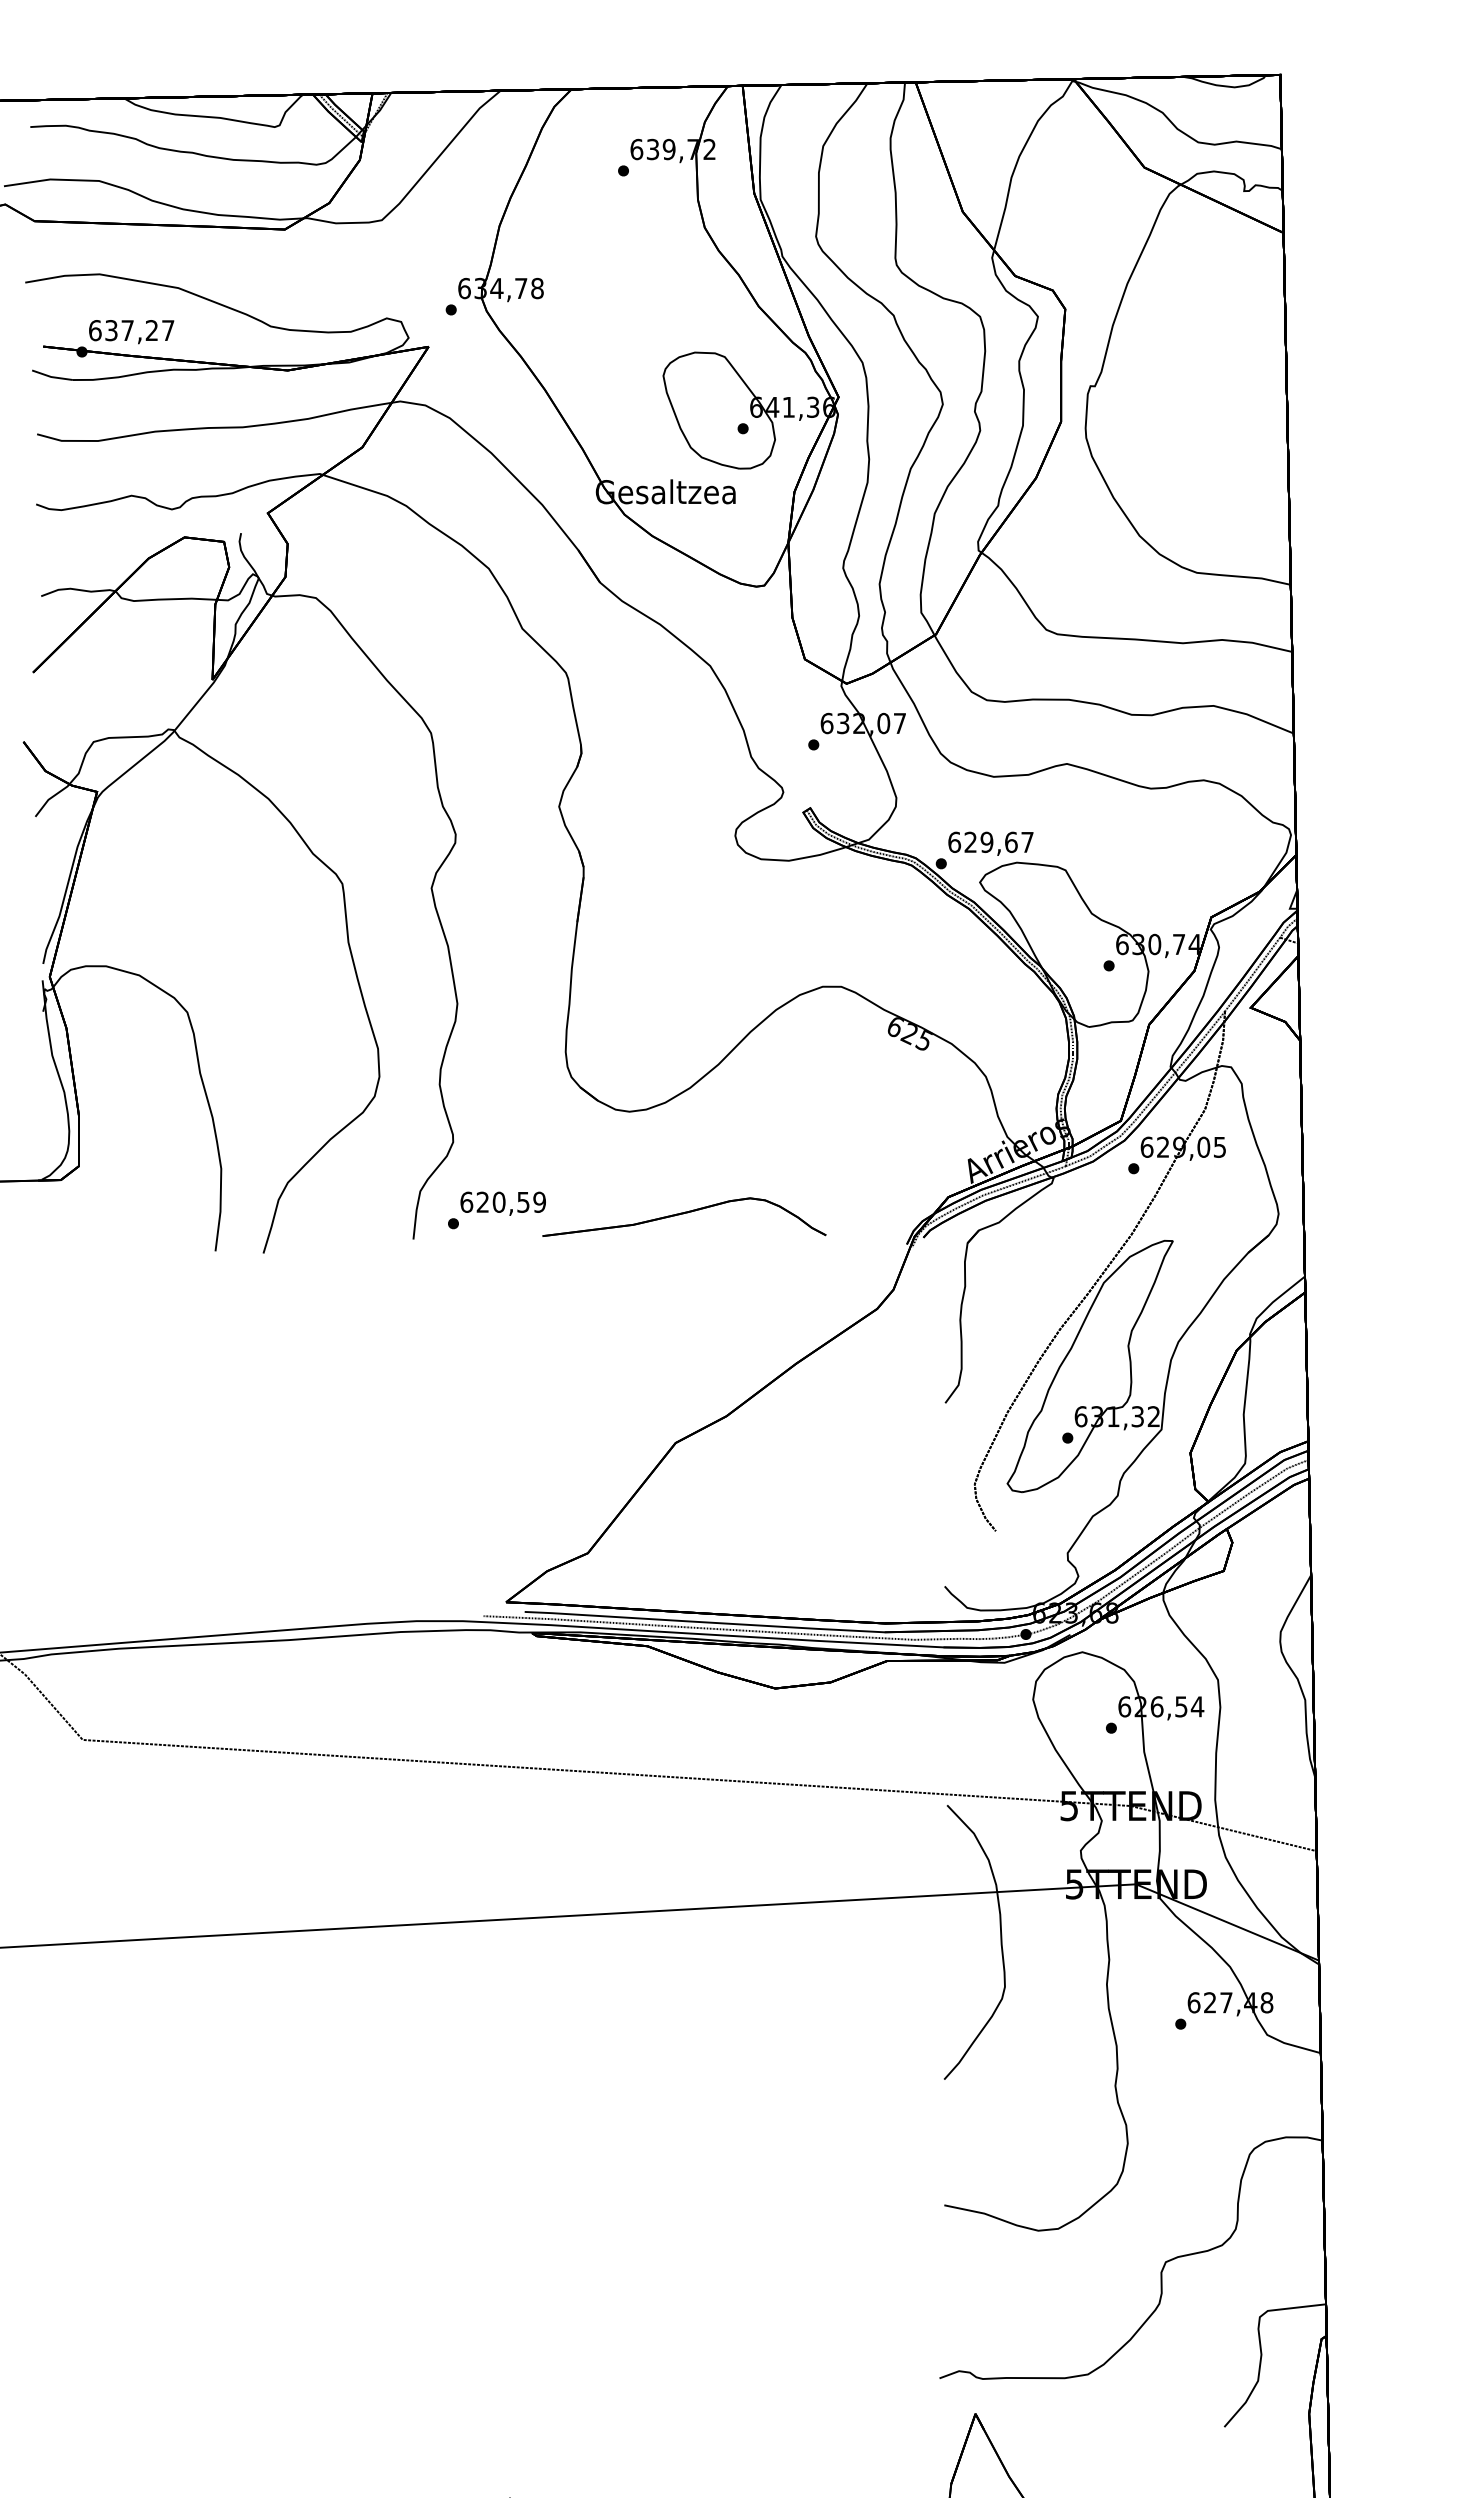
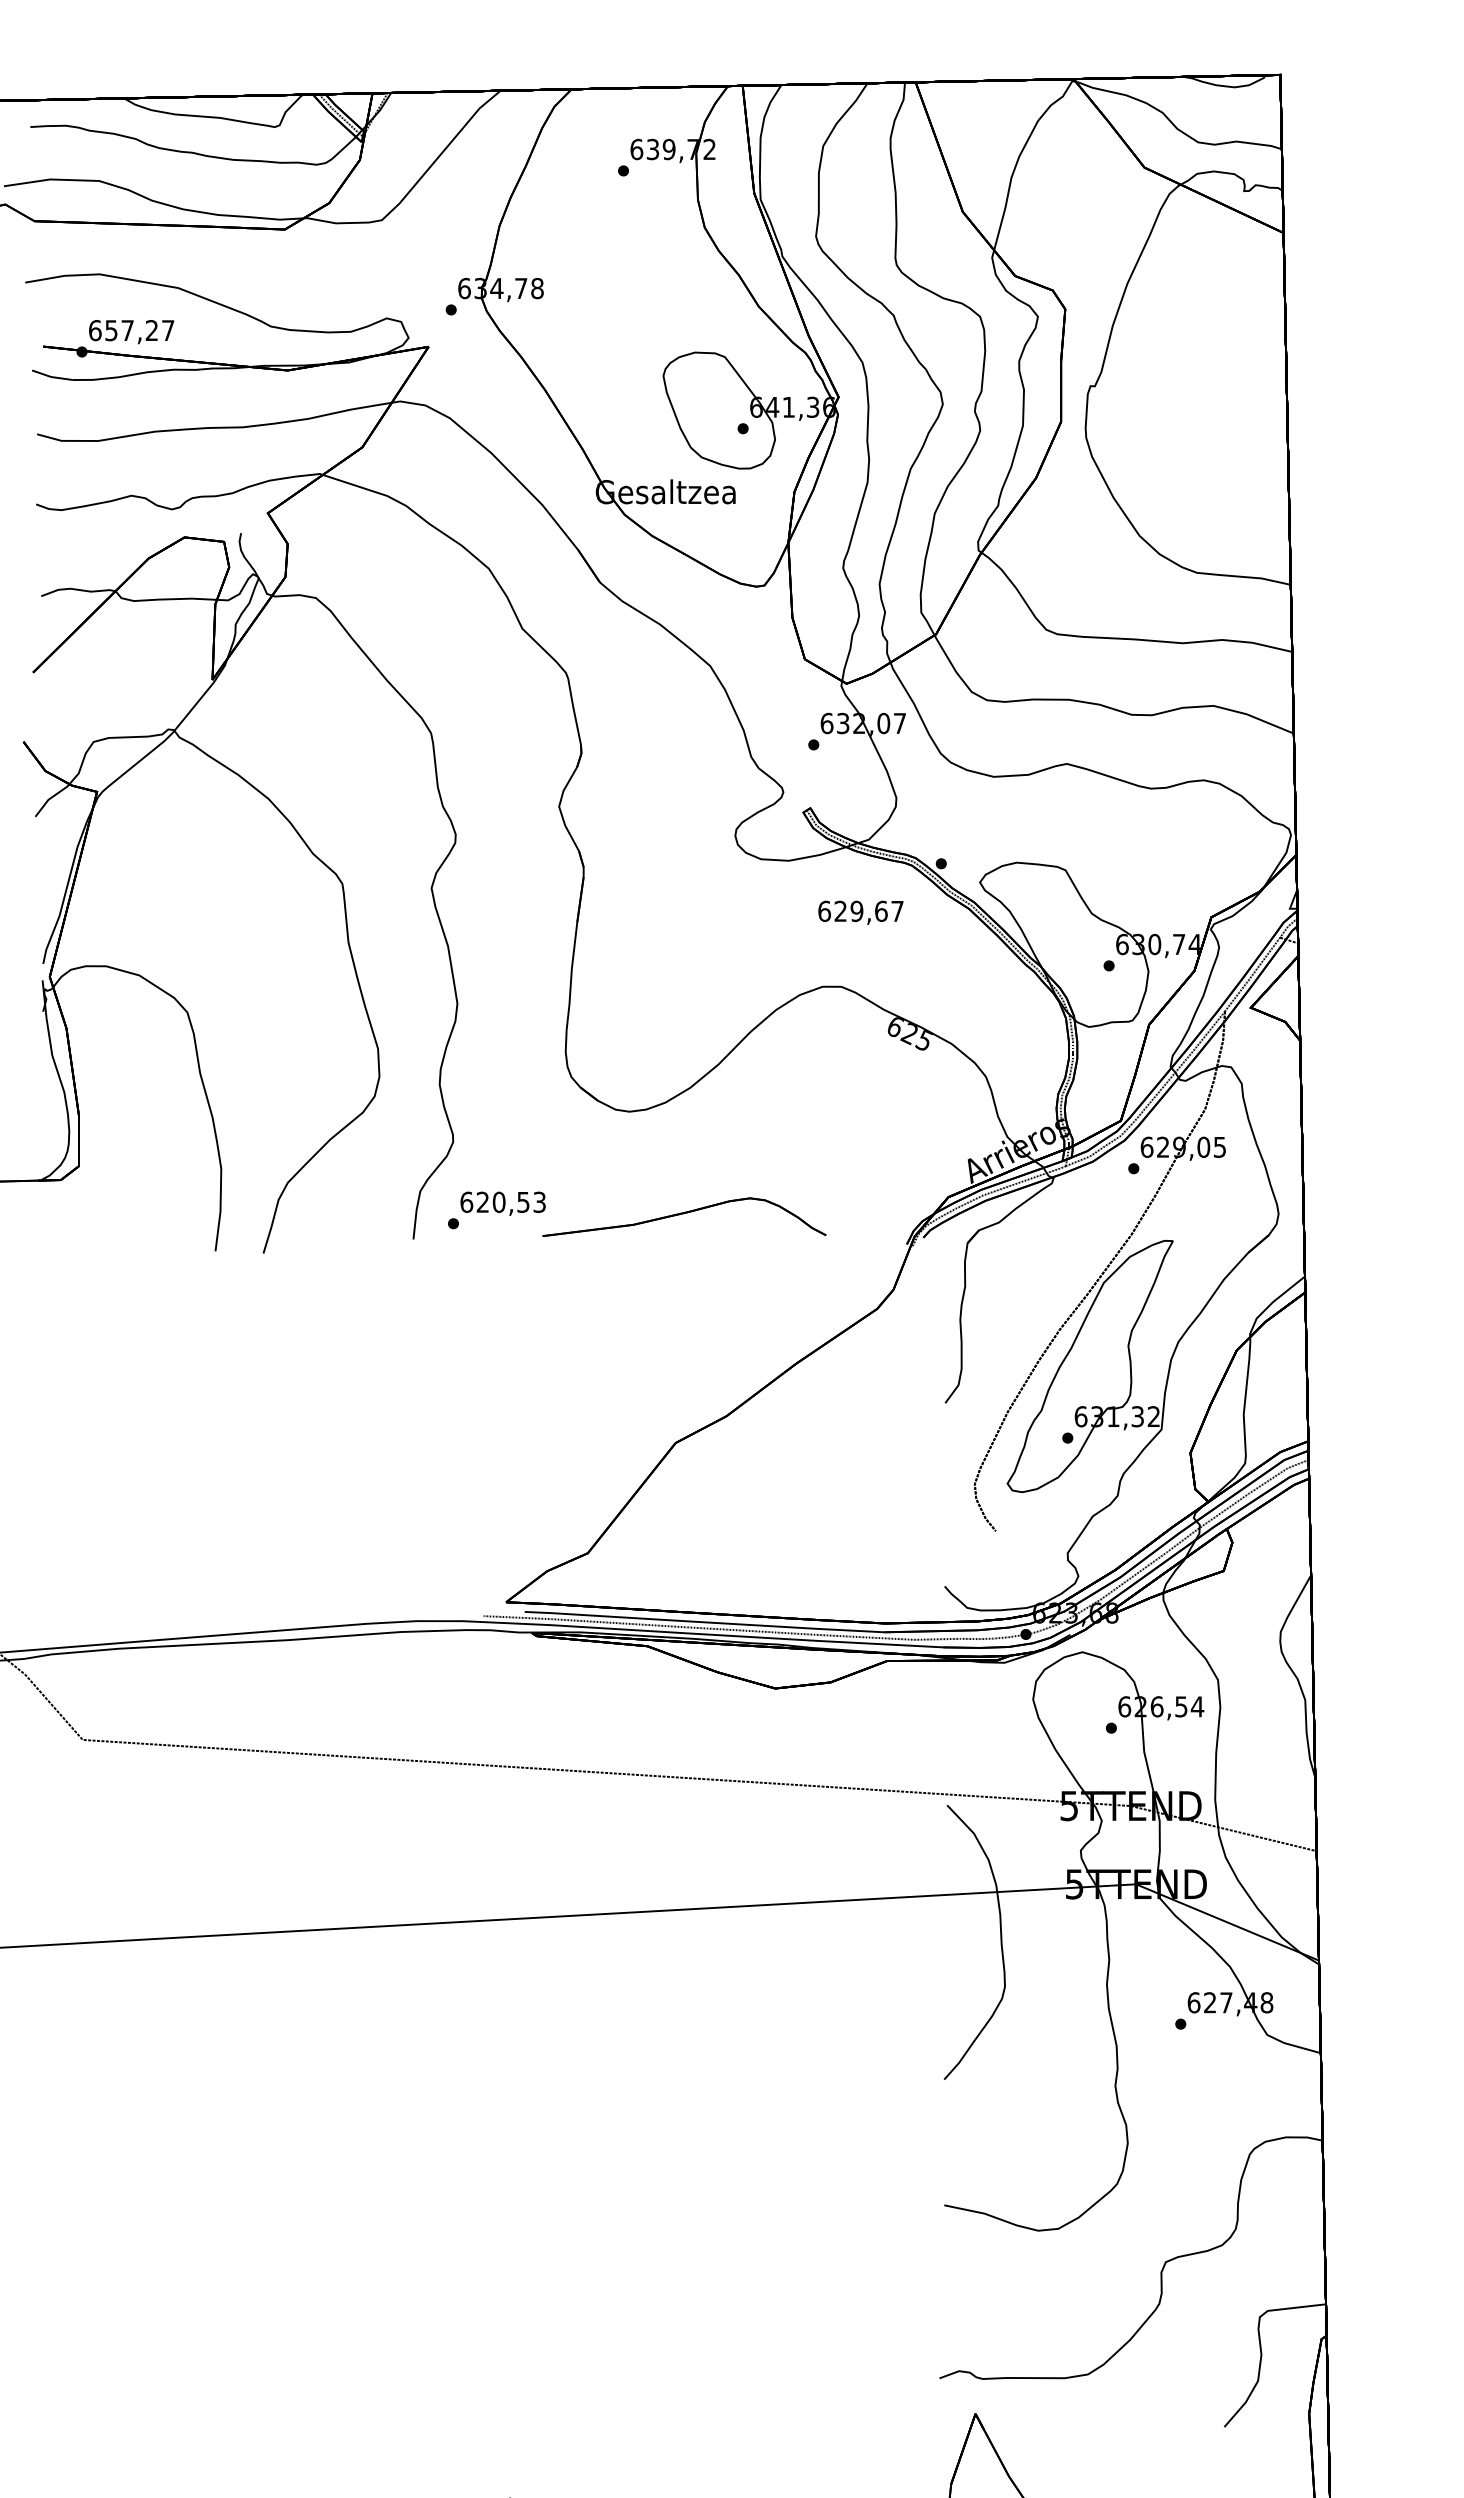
text: 637,27 -> 657,27 (111, 330)
text position: (990, 843) -> (860, 912) (860, 912)
text: 620,59 -> 620,53 (539, 1201)
